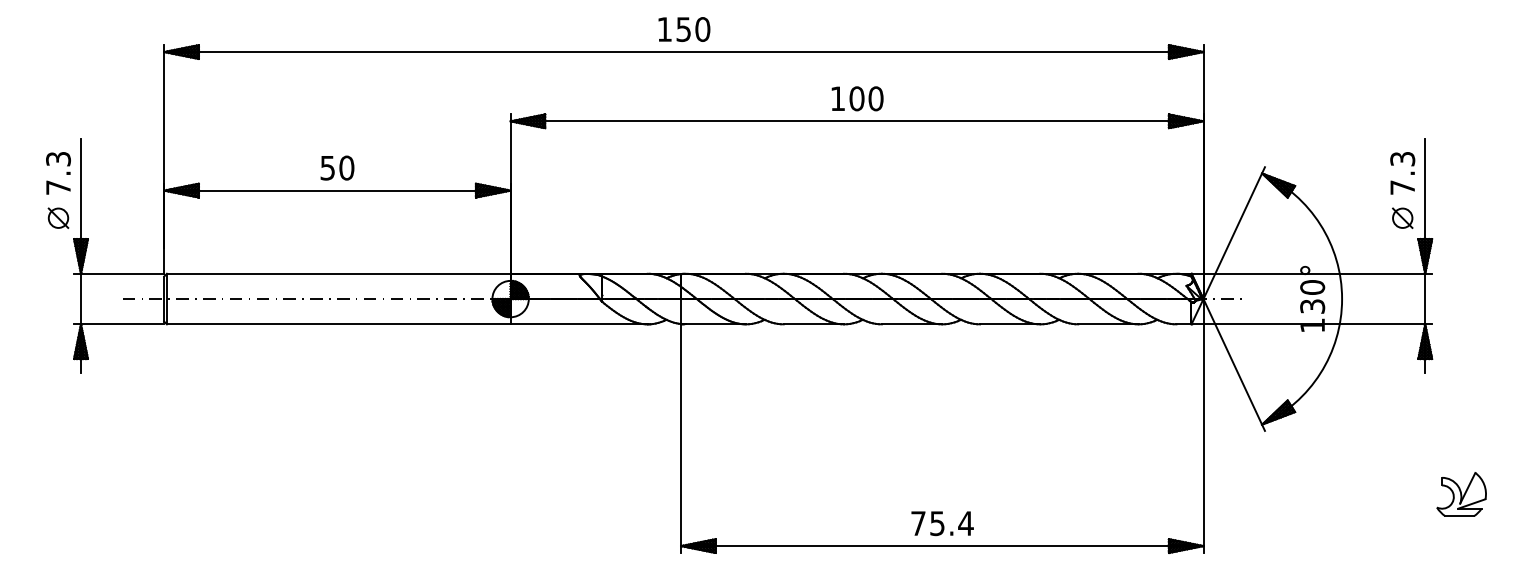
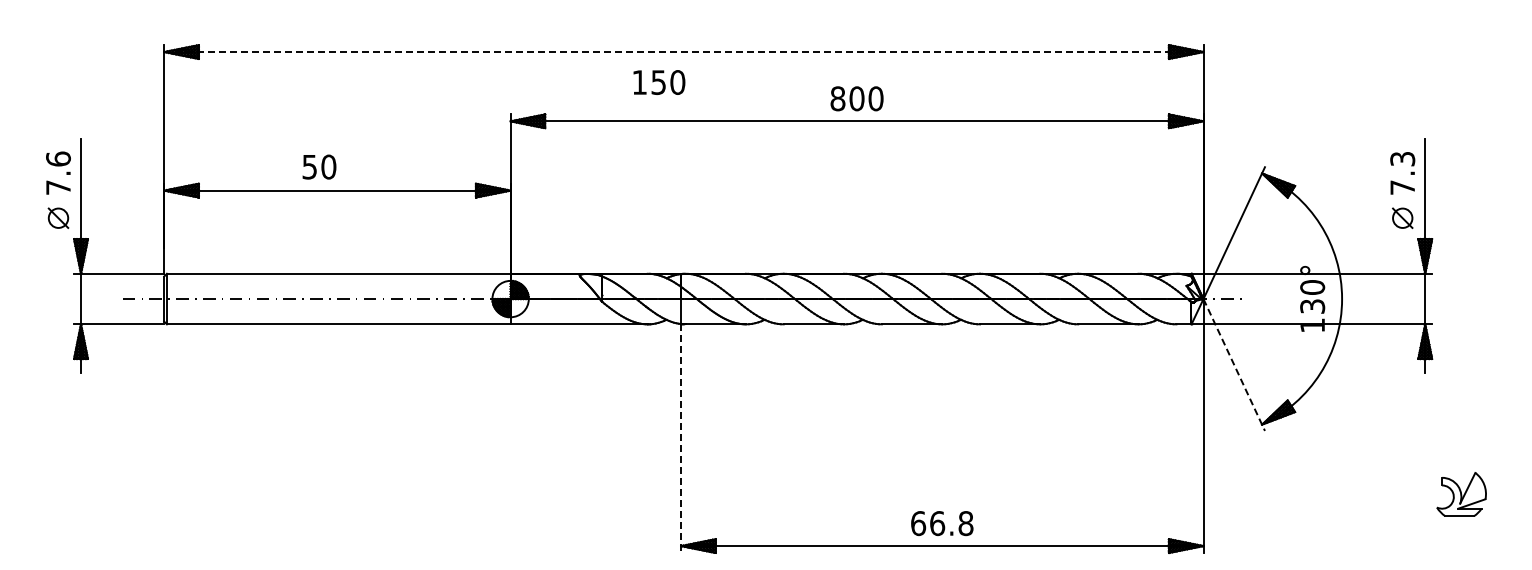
text position: (684, 29) -> (659, 82) (659, 82)
line: solid -> dashed (683, 52)
text: 100 -> 800 (837, 98)
text: 7.3 -> 7.6 (58, 158)
text position: (337, 167) -> (319, 166) (319, 166)
line: solid -> dashed (1234, 365)
line: solid -> dashed (681, 439)
text: 75.4 -> 66.8 (942, 523)
